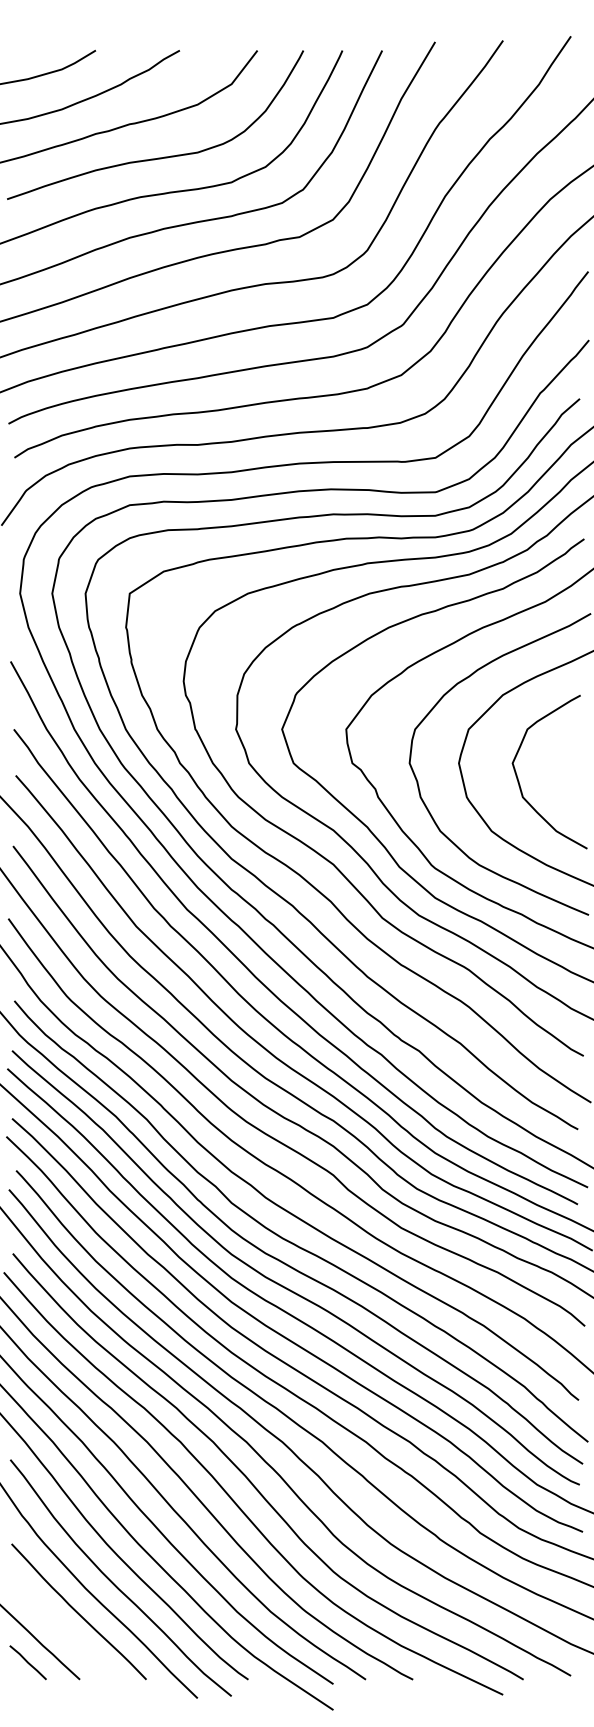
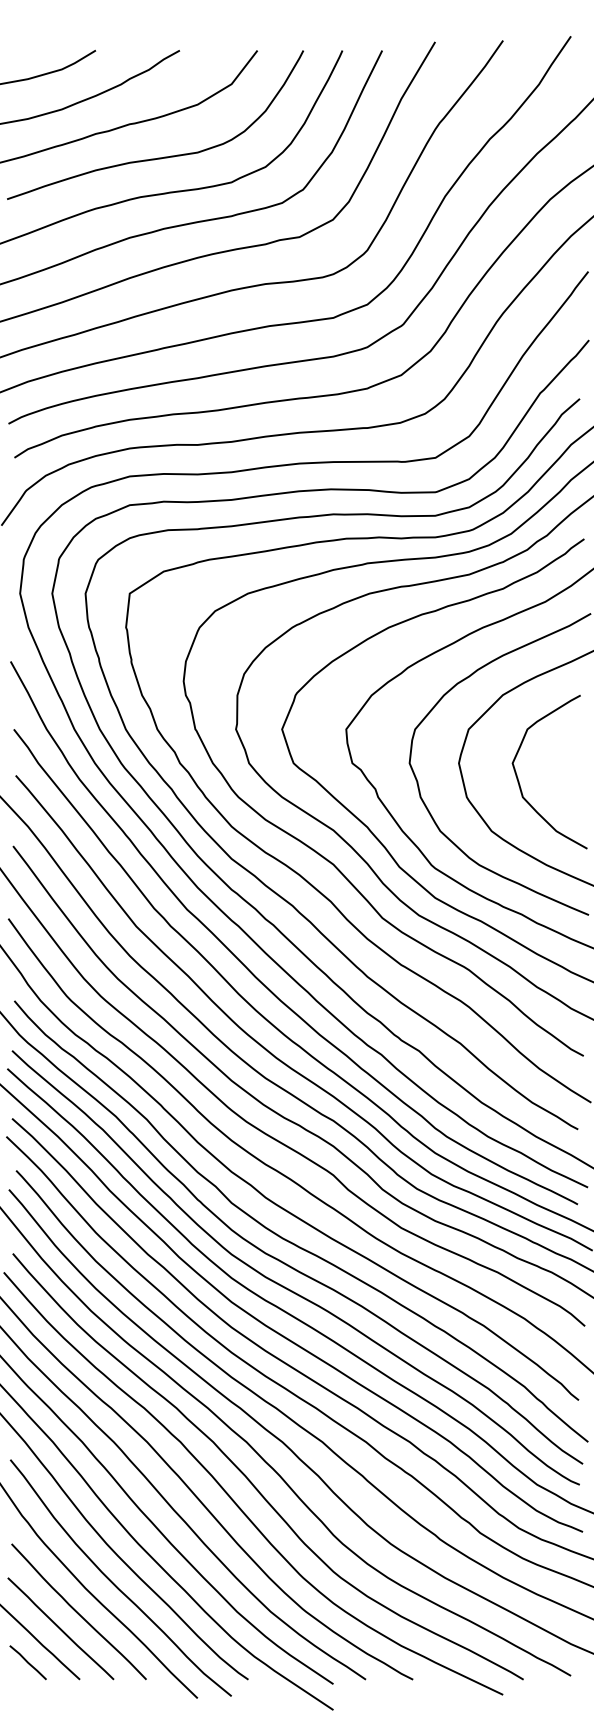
line: none -> present (60, 1628)
